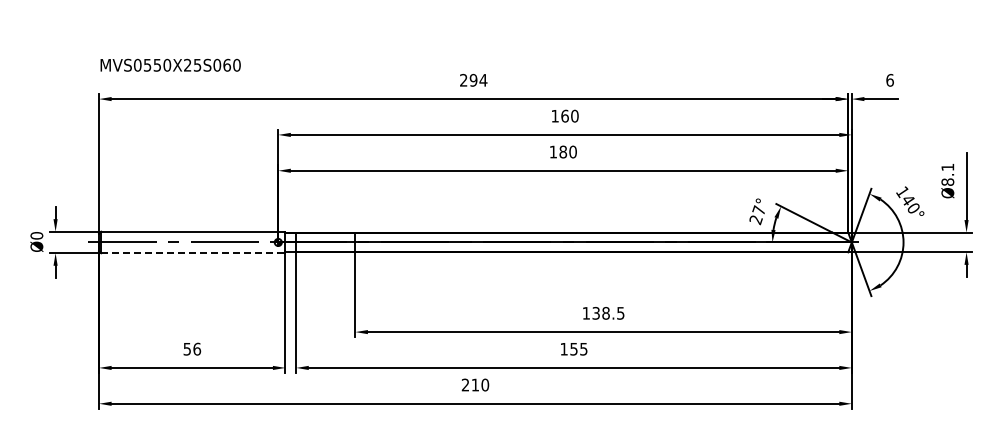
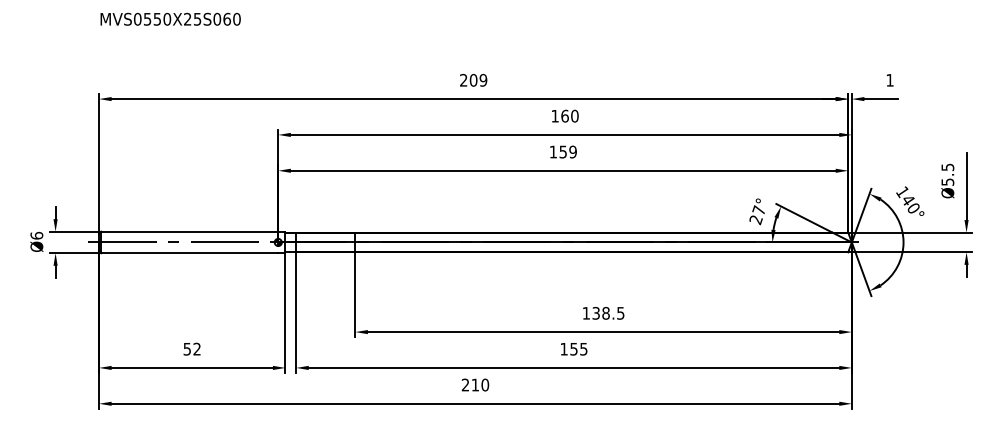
text position: (170, 64) -> (170, 18) (170, 18)
text: 294 -> 209 (478, 79)
text: 6 -> 1 (889, 80)
text: 180 -> 159 (567, 151)
text: Ø8.1 -> Ø5.5 (947, 174)
text: Ø0 -> Ø6 (36, 235)
line: dashed -> solid (189, 253)
text: 56 -> 52 (197, 348)
